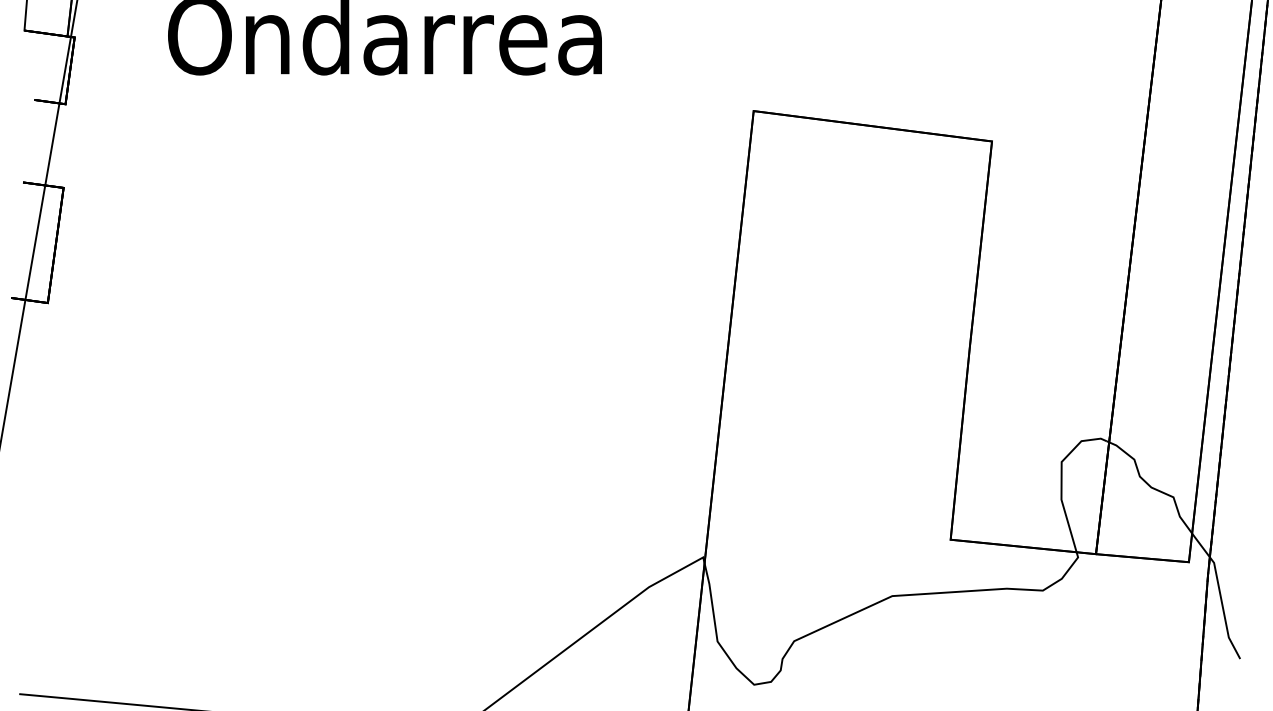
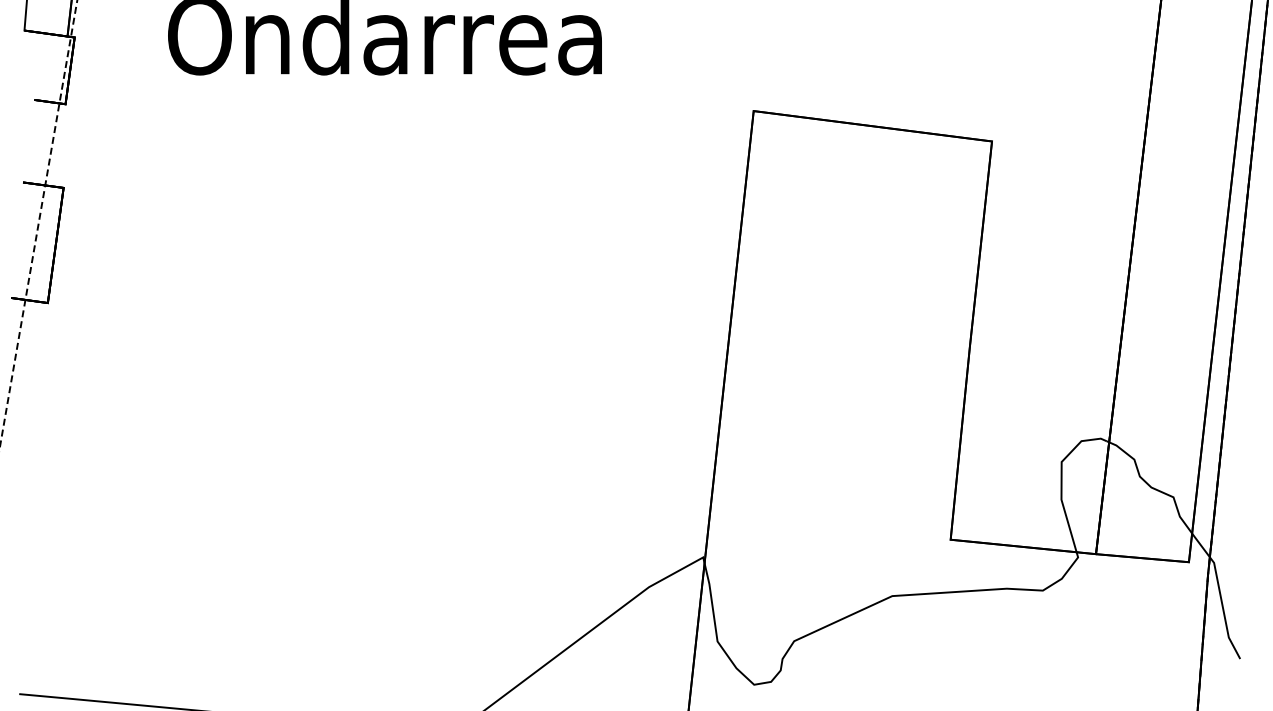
line: solid -> dashed (38, 222)
